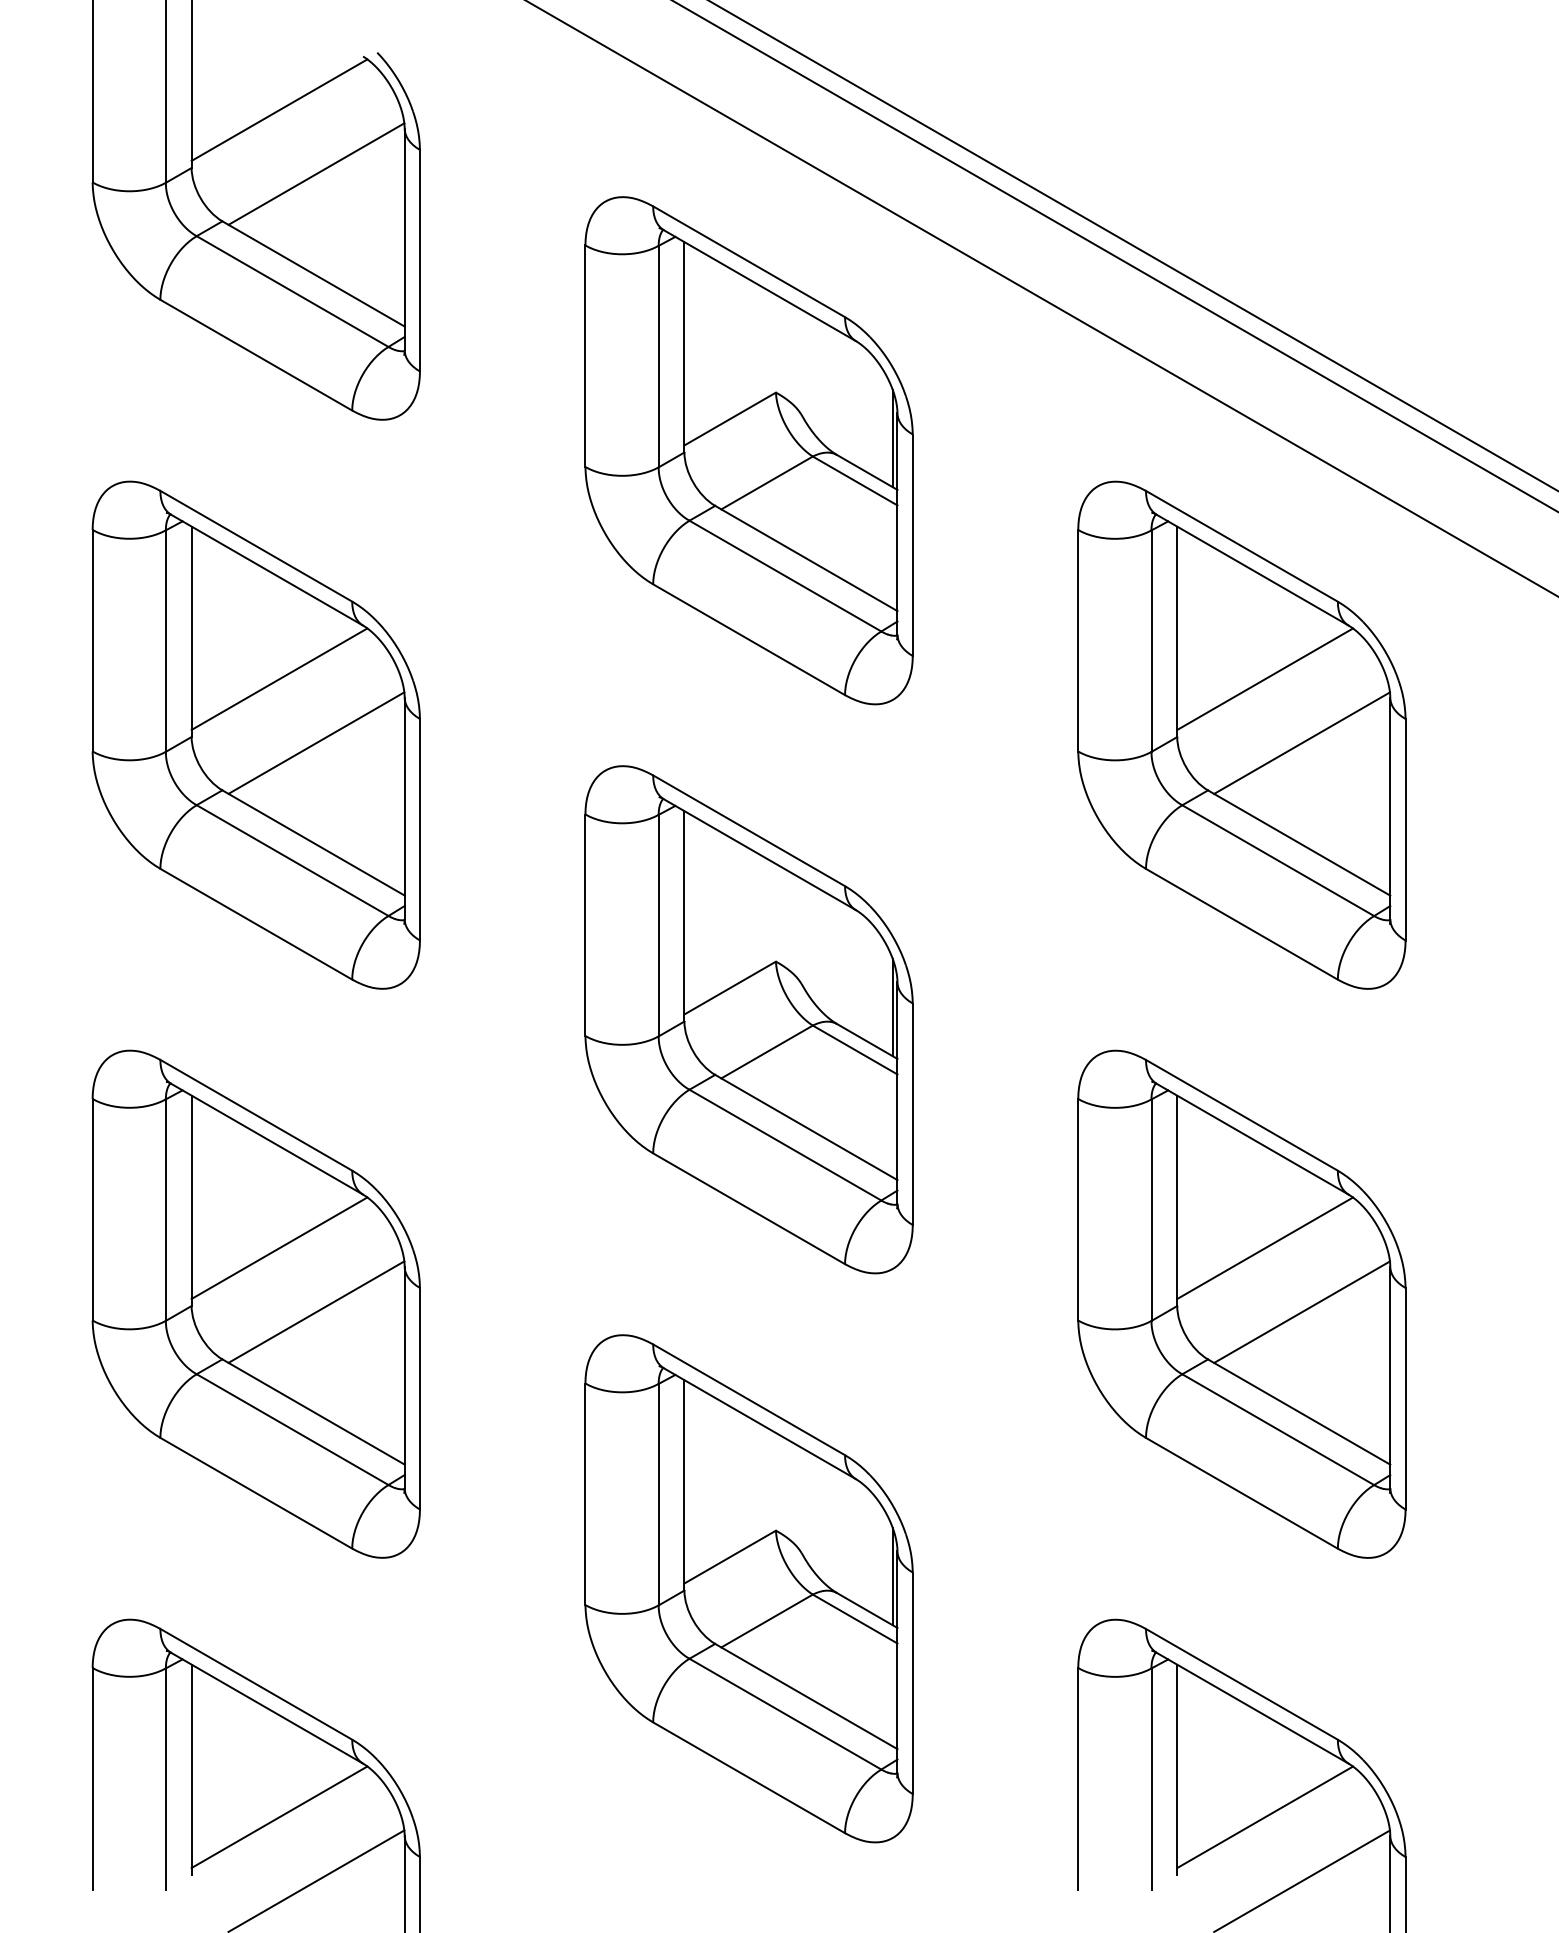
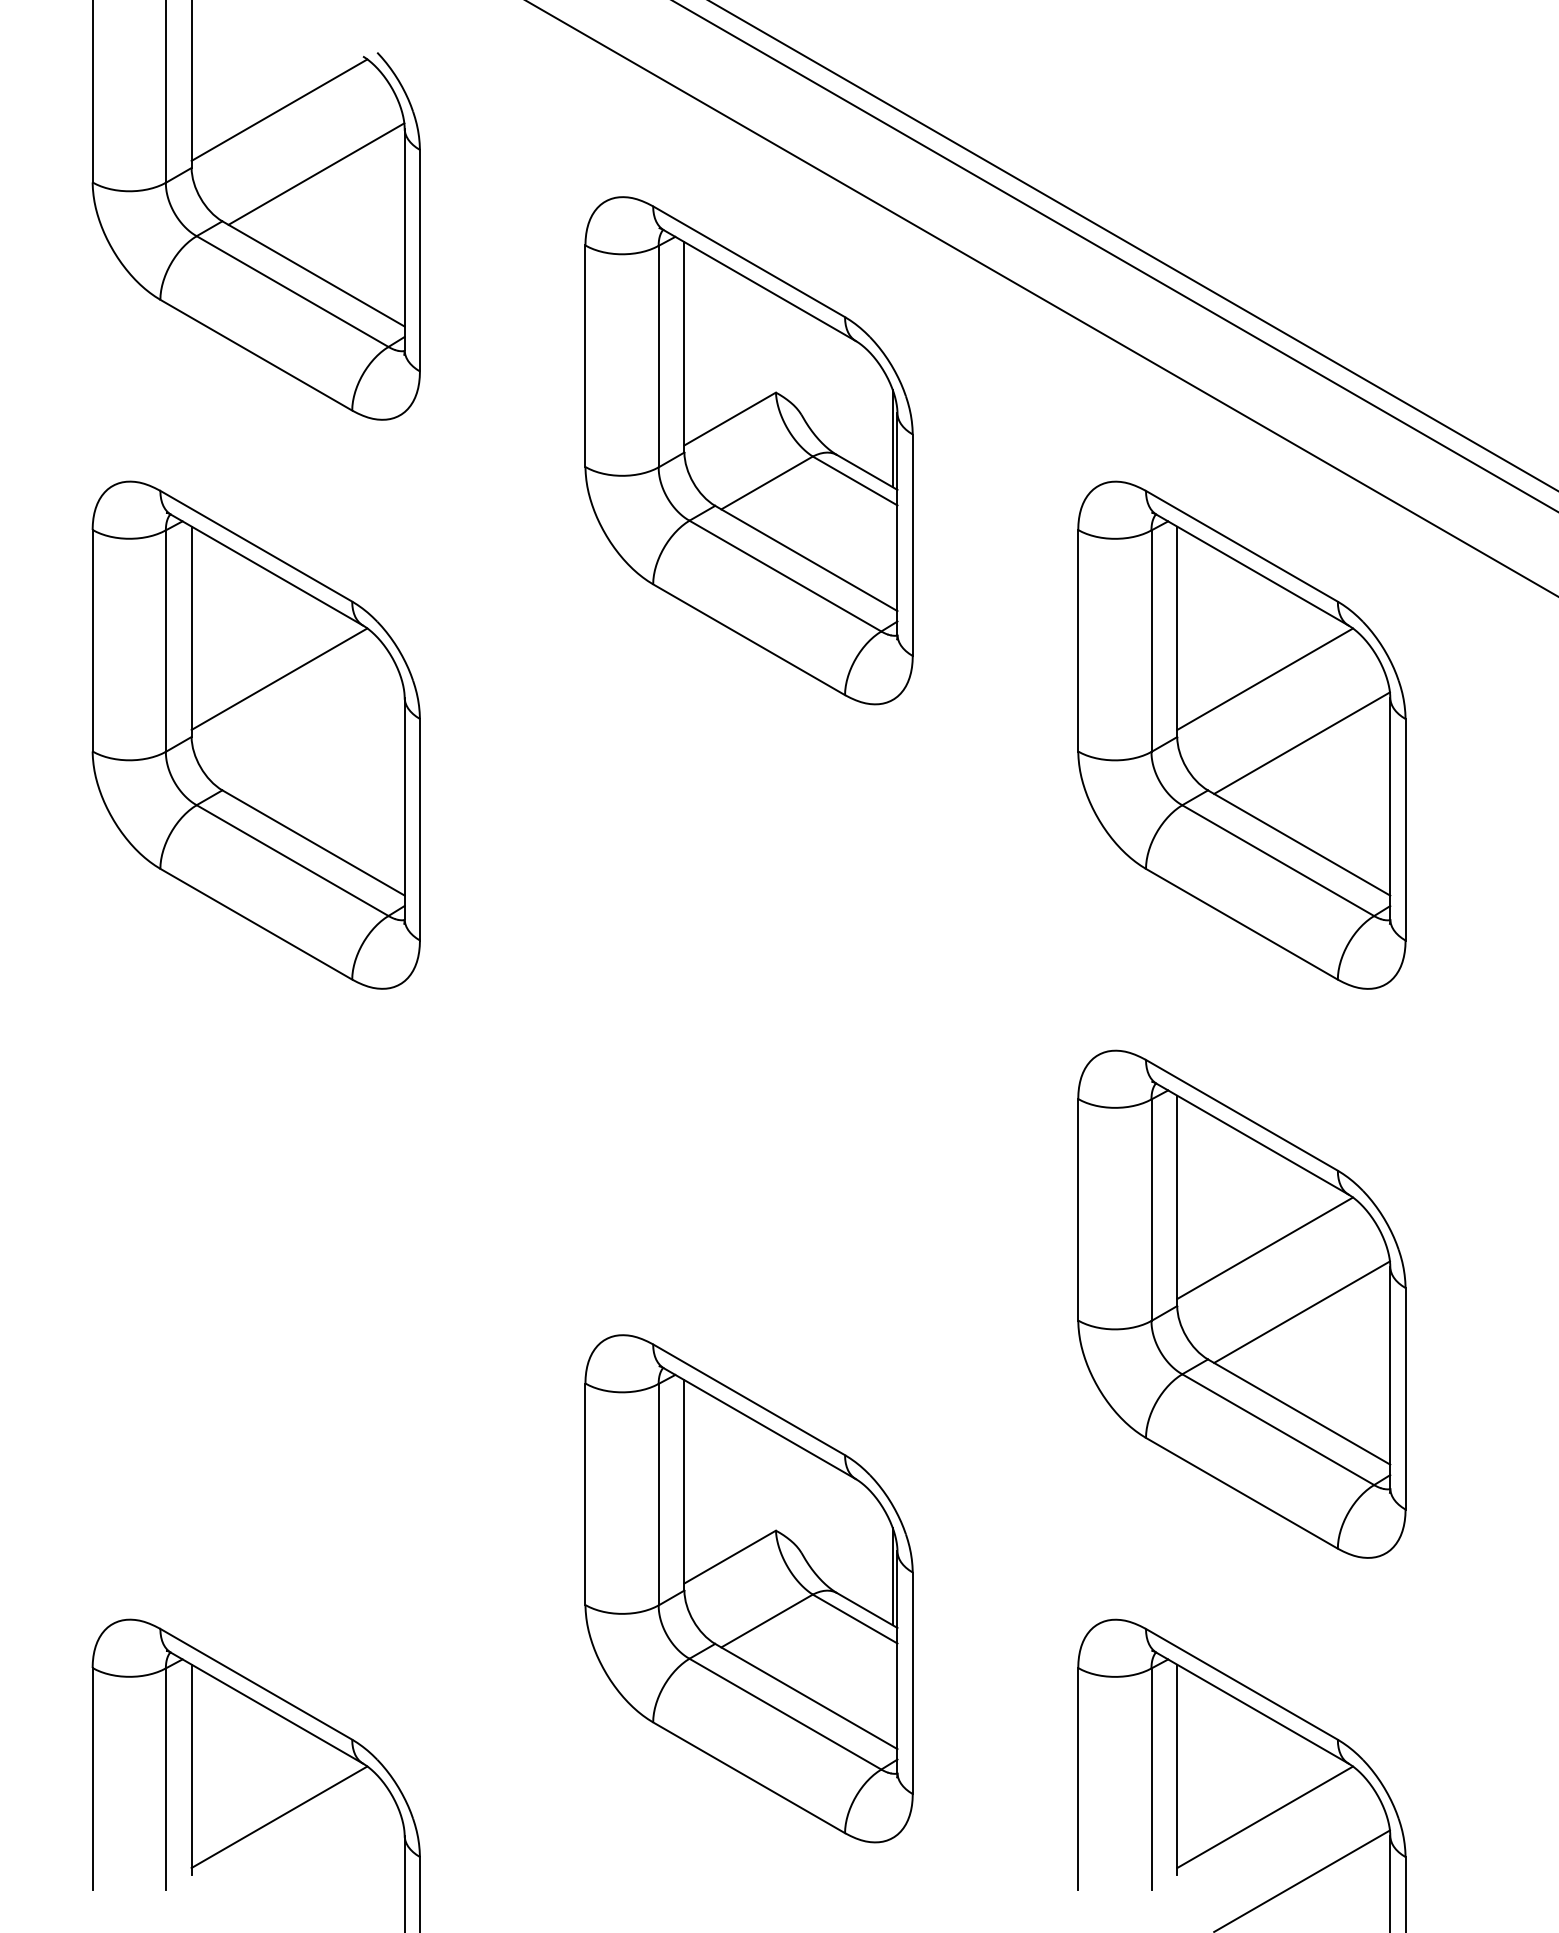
line: present -> none (316, 742)
part: present -> none (748, 1019)
part: present -> none (255, 1303)
line: present -> none (318, 1879)
